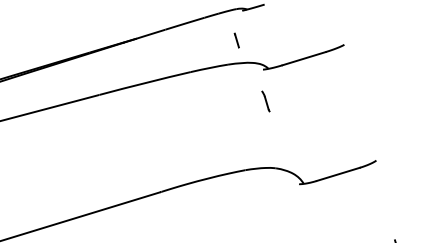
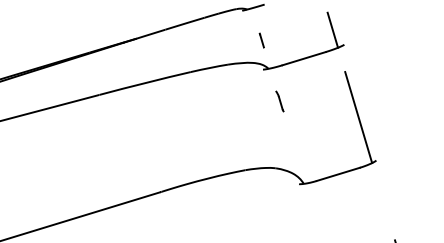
line: none -> present (332, 29)
line position: (236, 40) -> (261, 40) (261, 40)
line position: (265, 101) -> (279, 101) (279, 101)
line: none -> present (358, 117)
